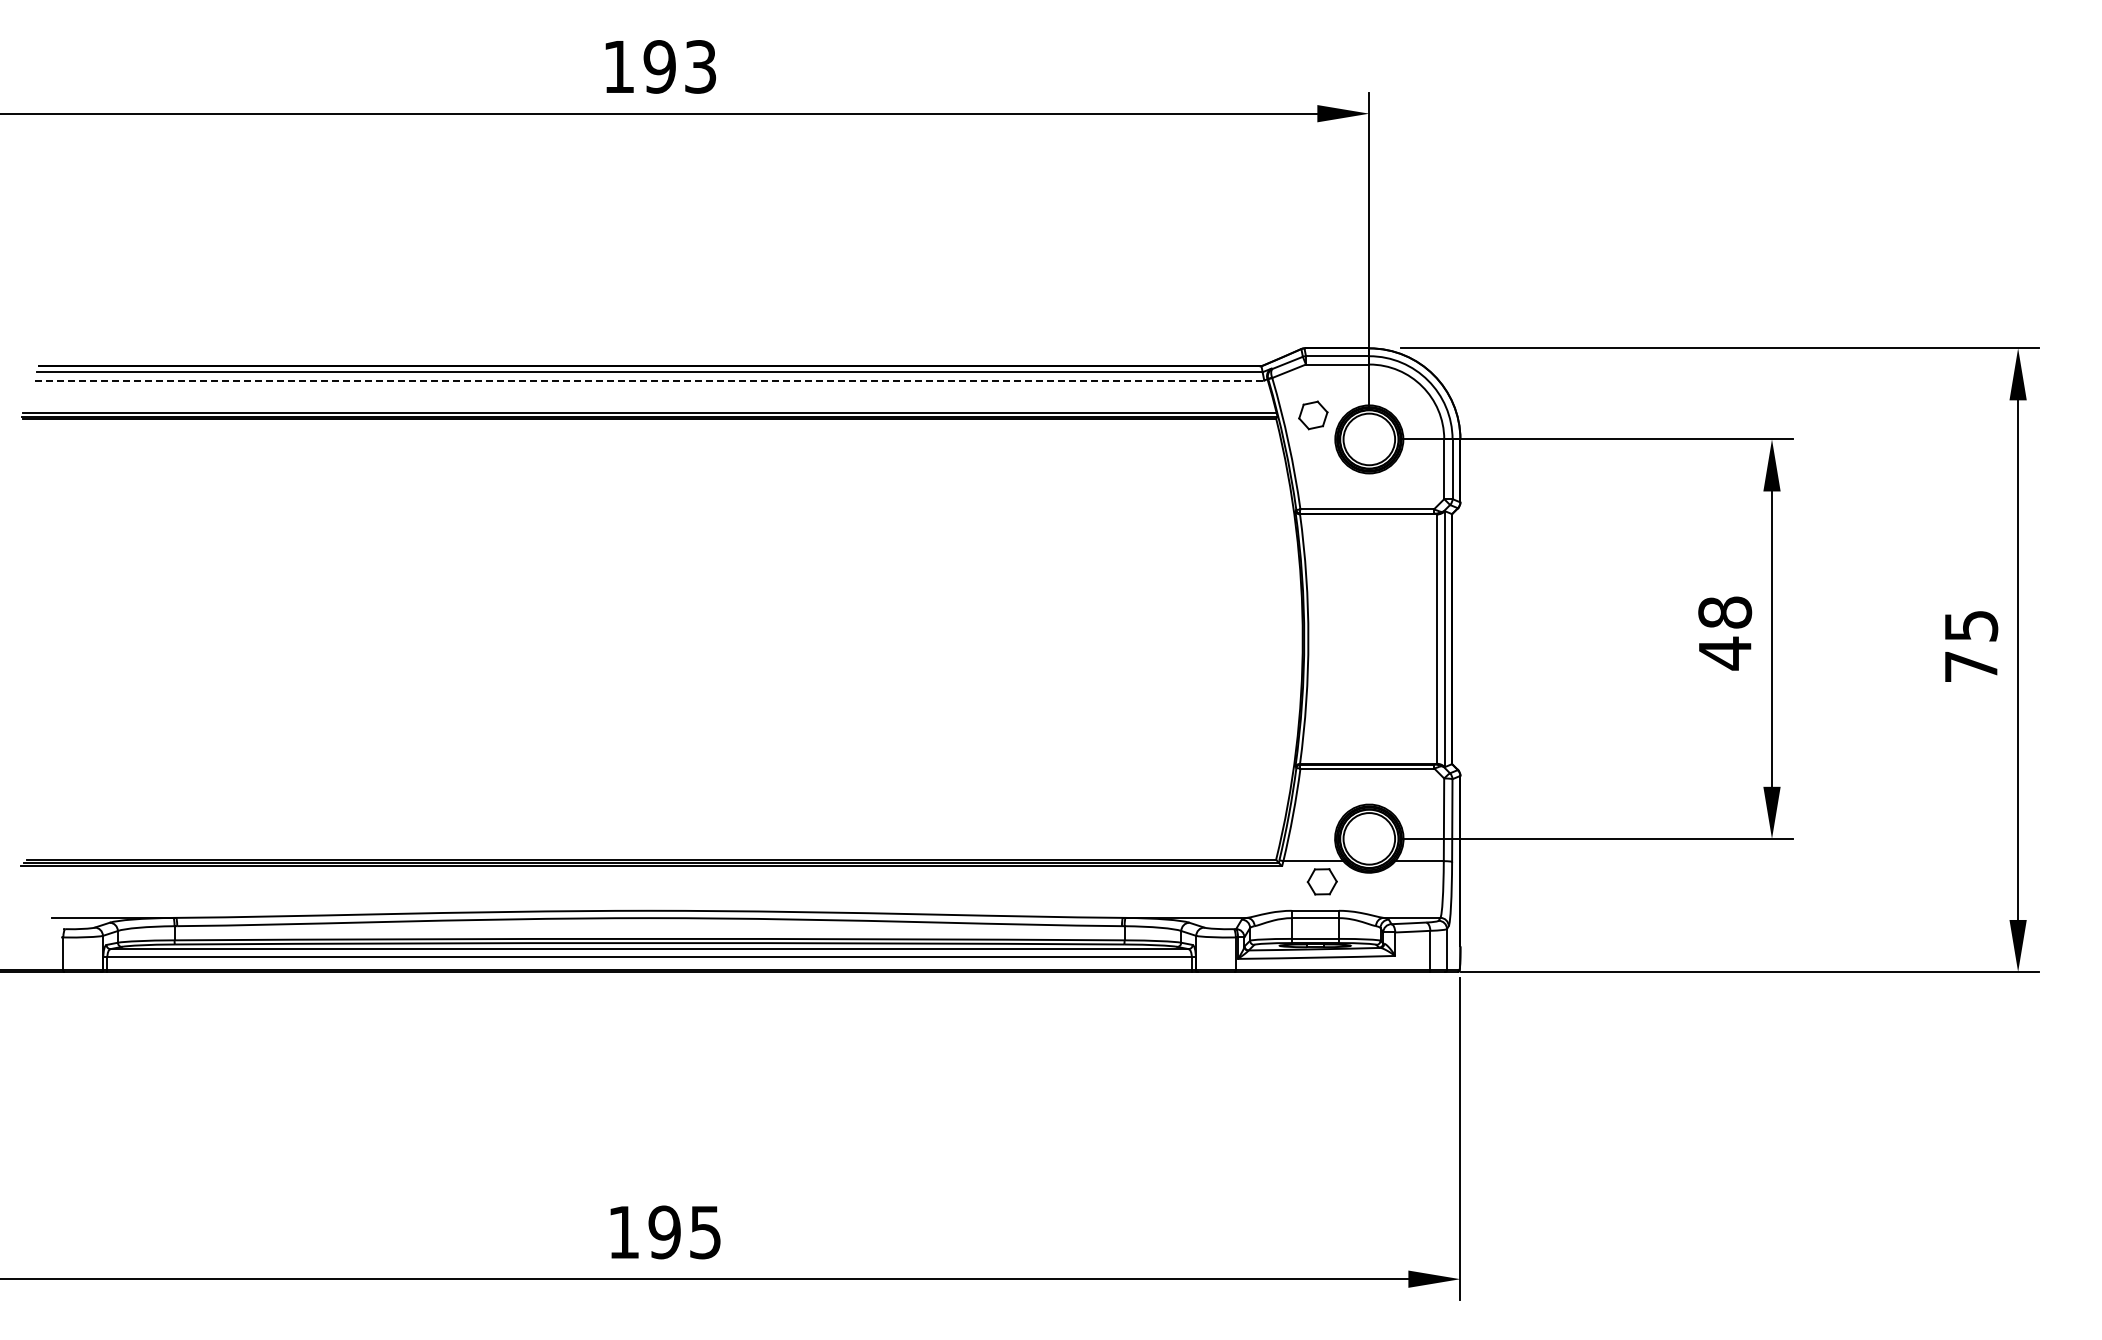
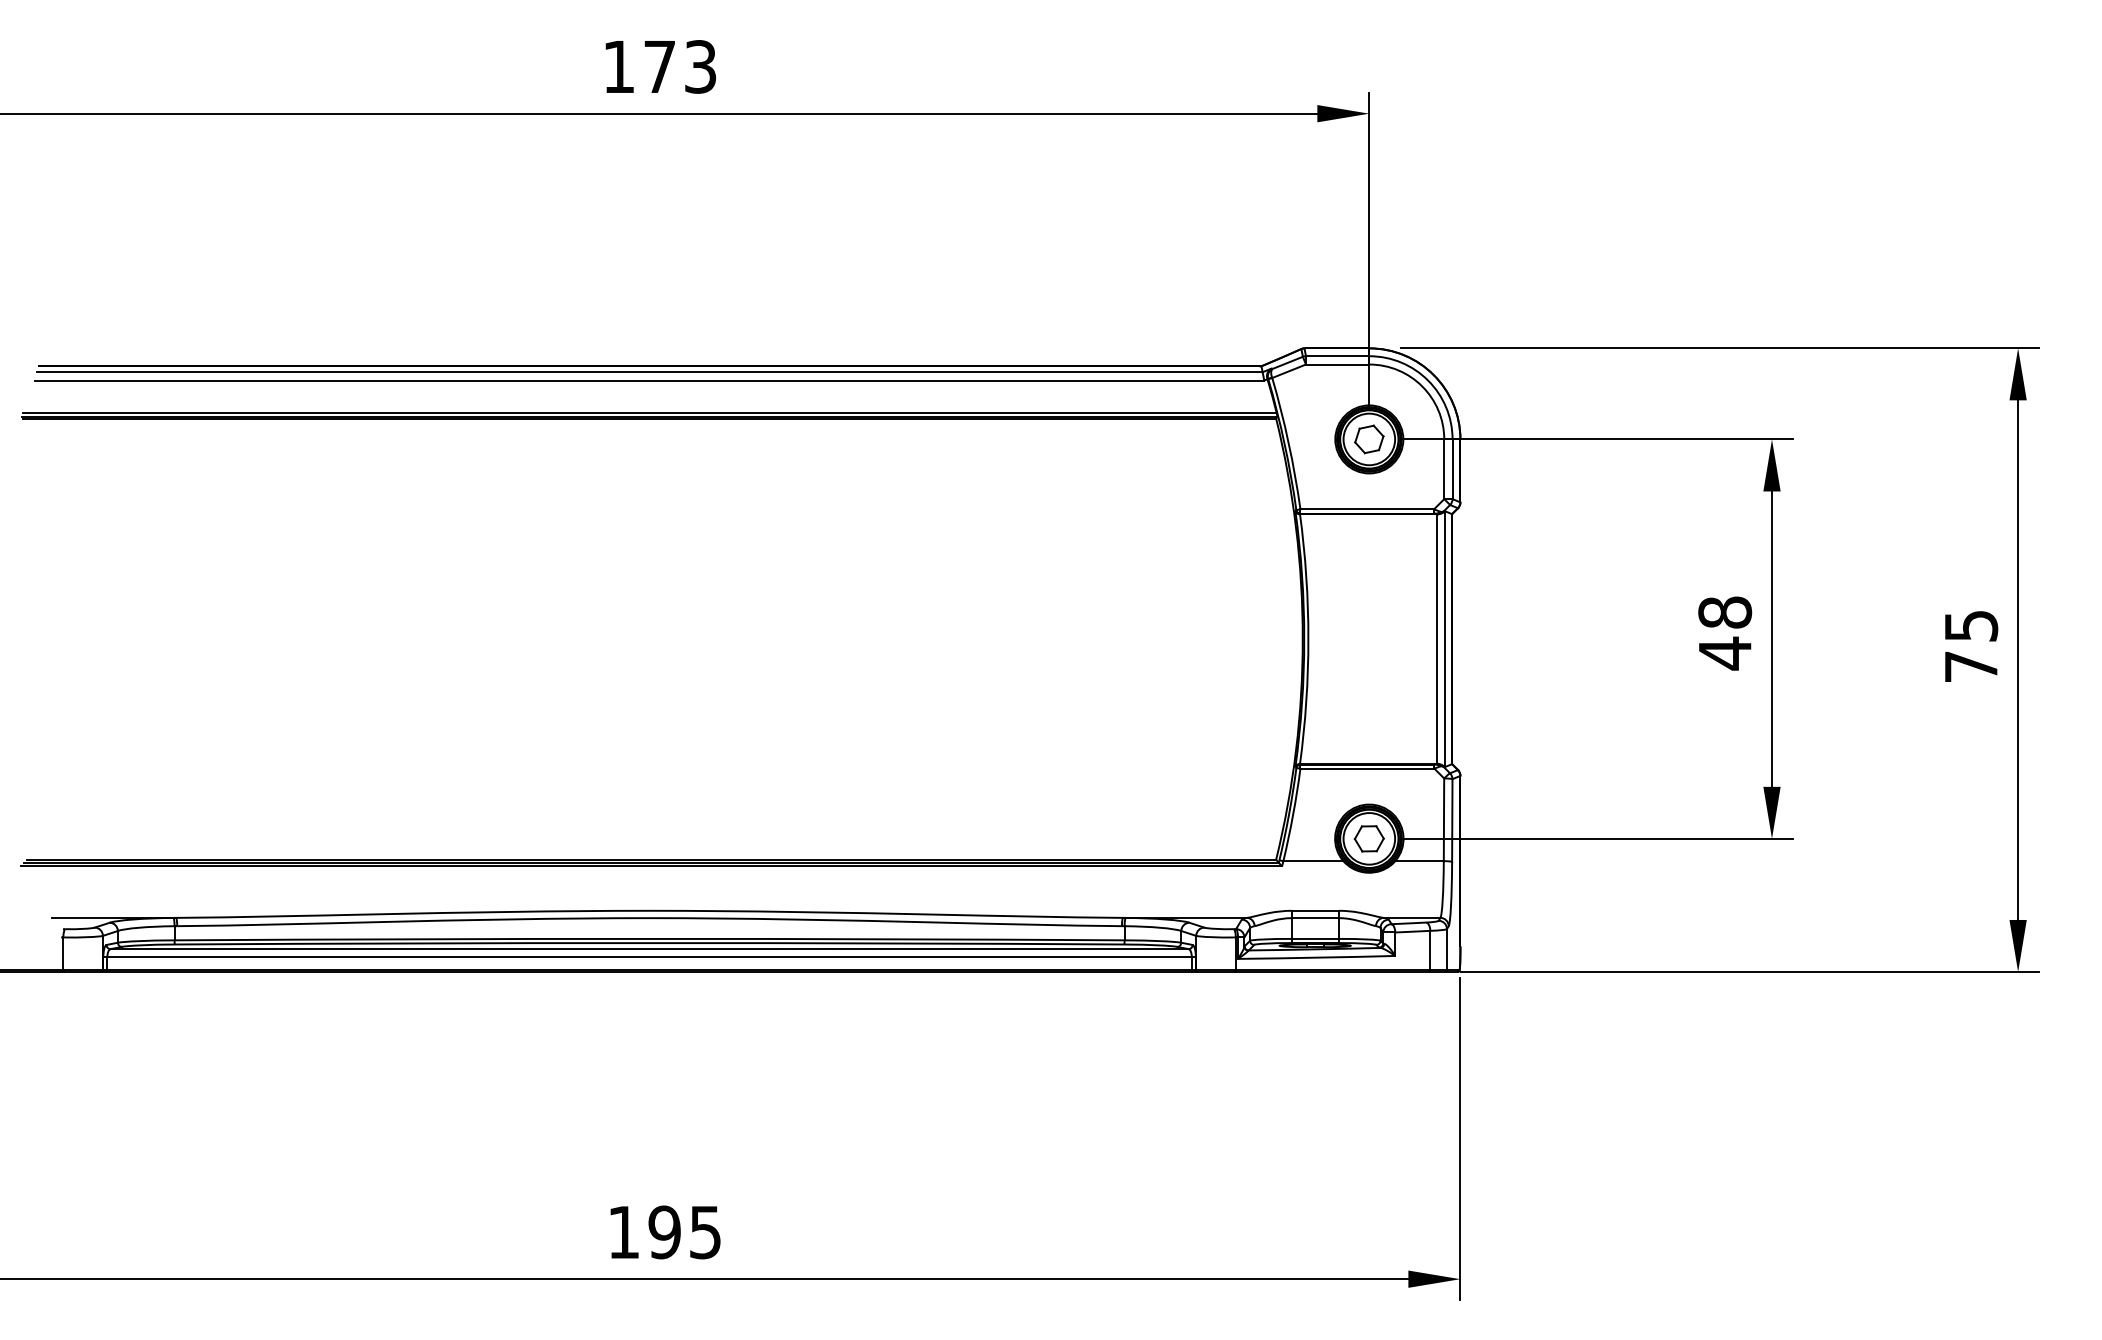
text: 193 -> 173 (659, 66)
line: dashed -> solid (649, 380)
part position: (1313, 415) -> (1369, 439) (1369, 439)
part position: (1321, 881) -> (1368, 838) (1368, 838)
